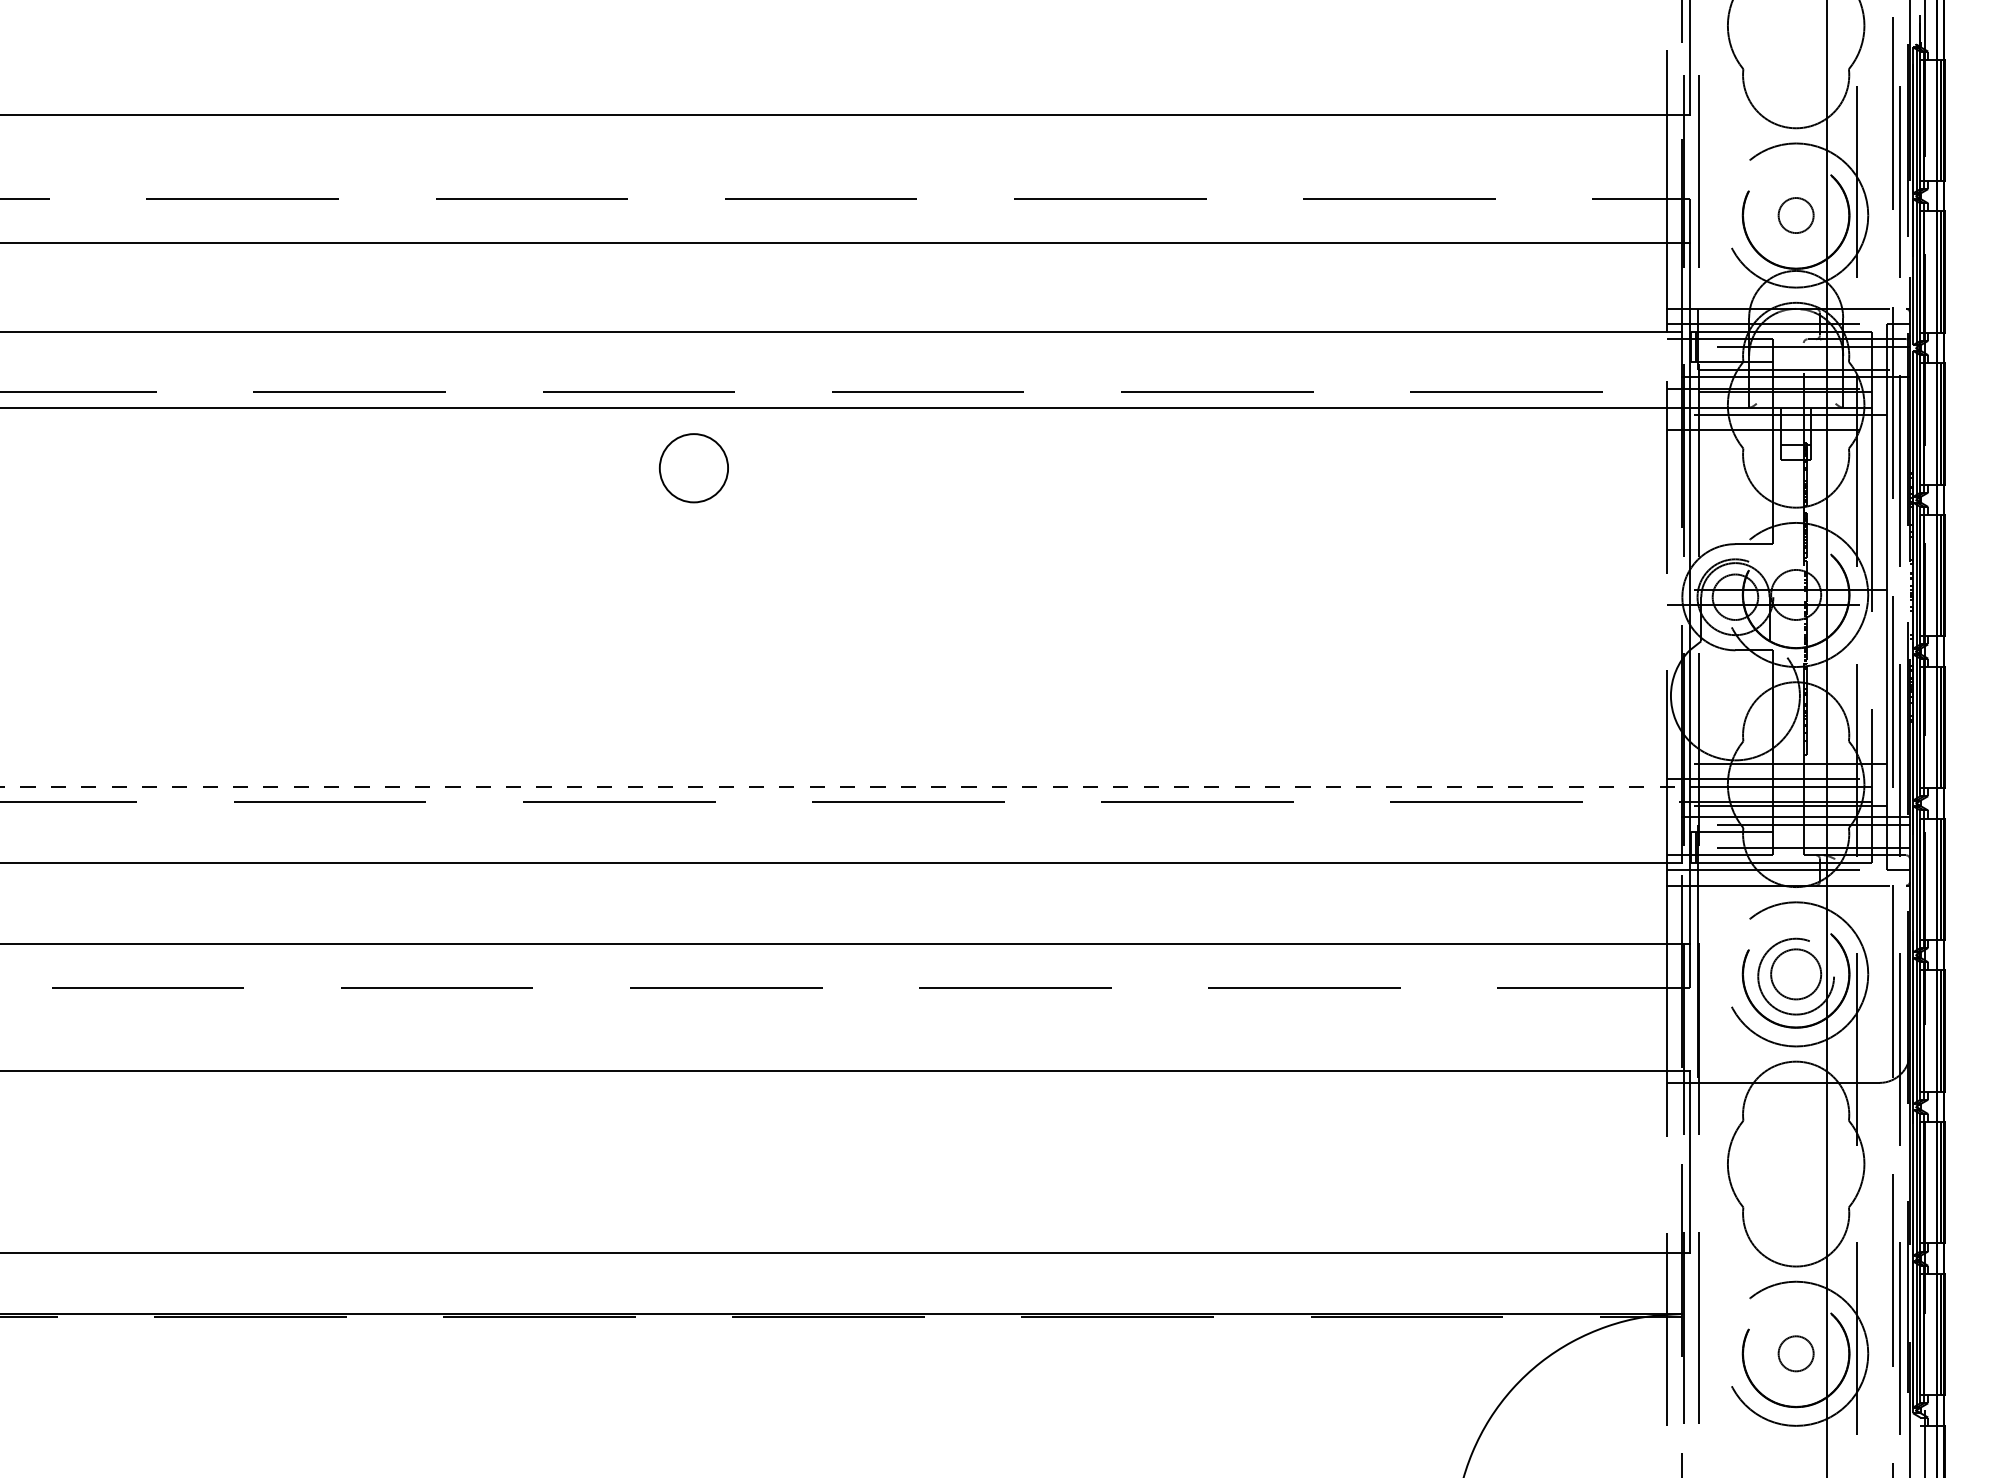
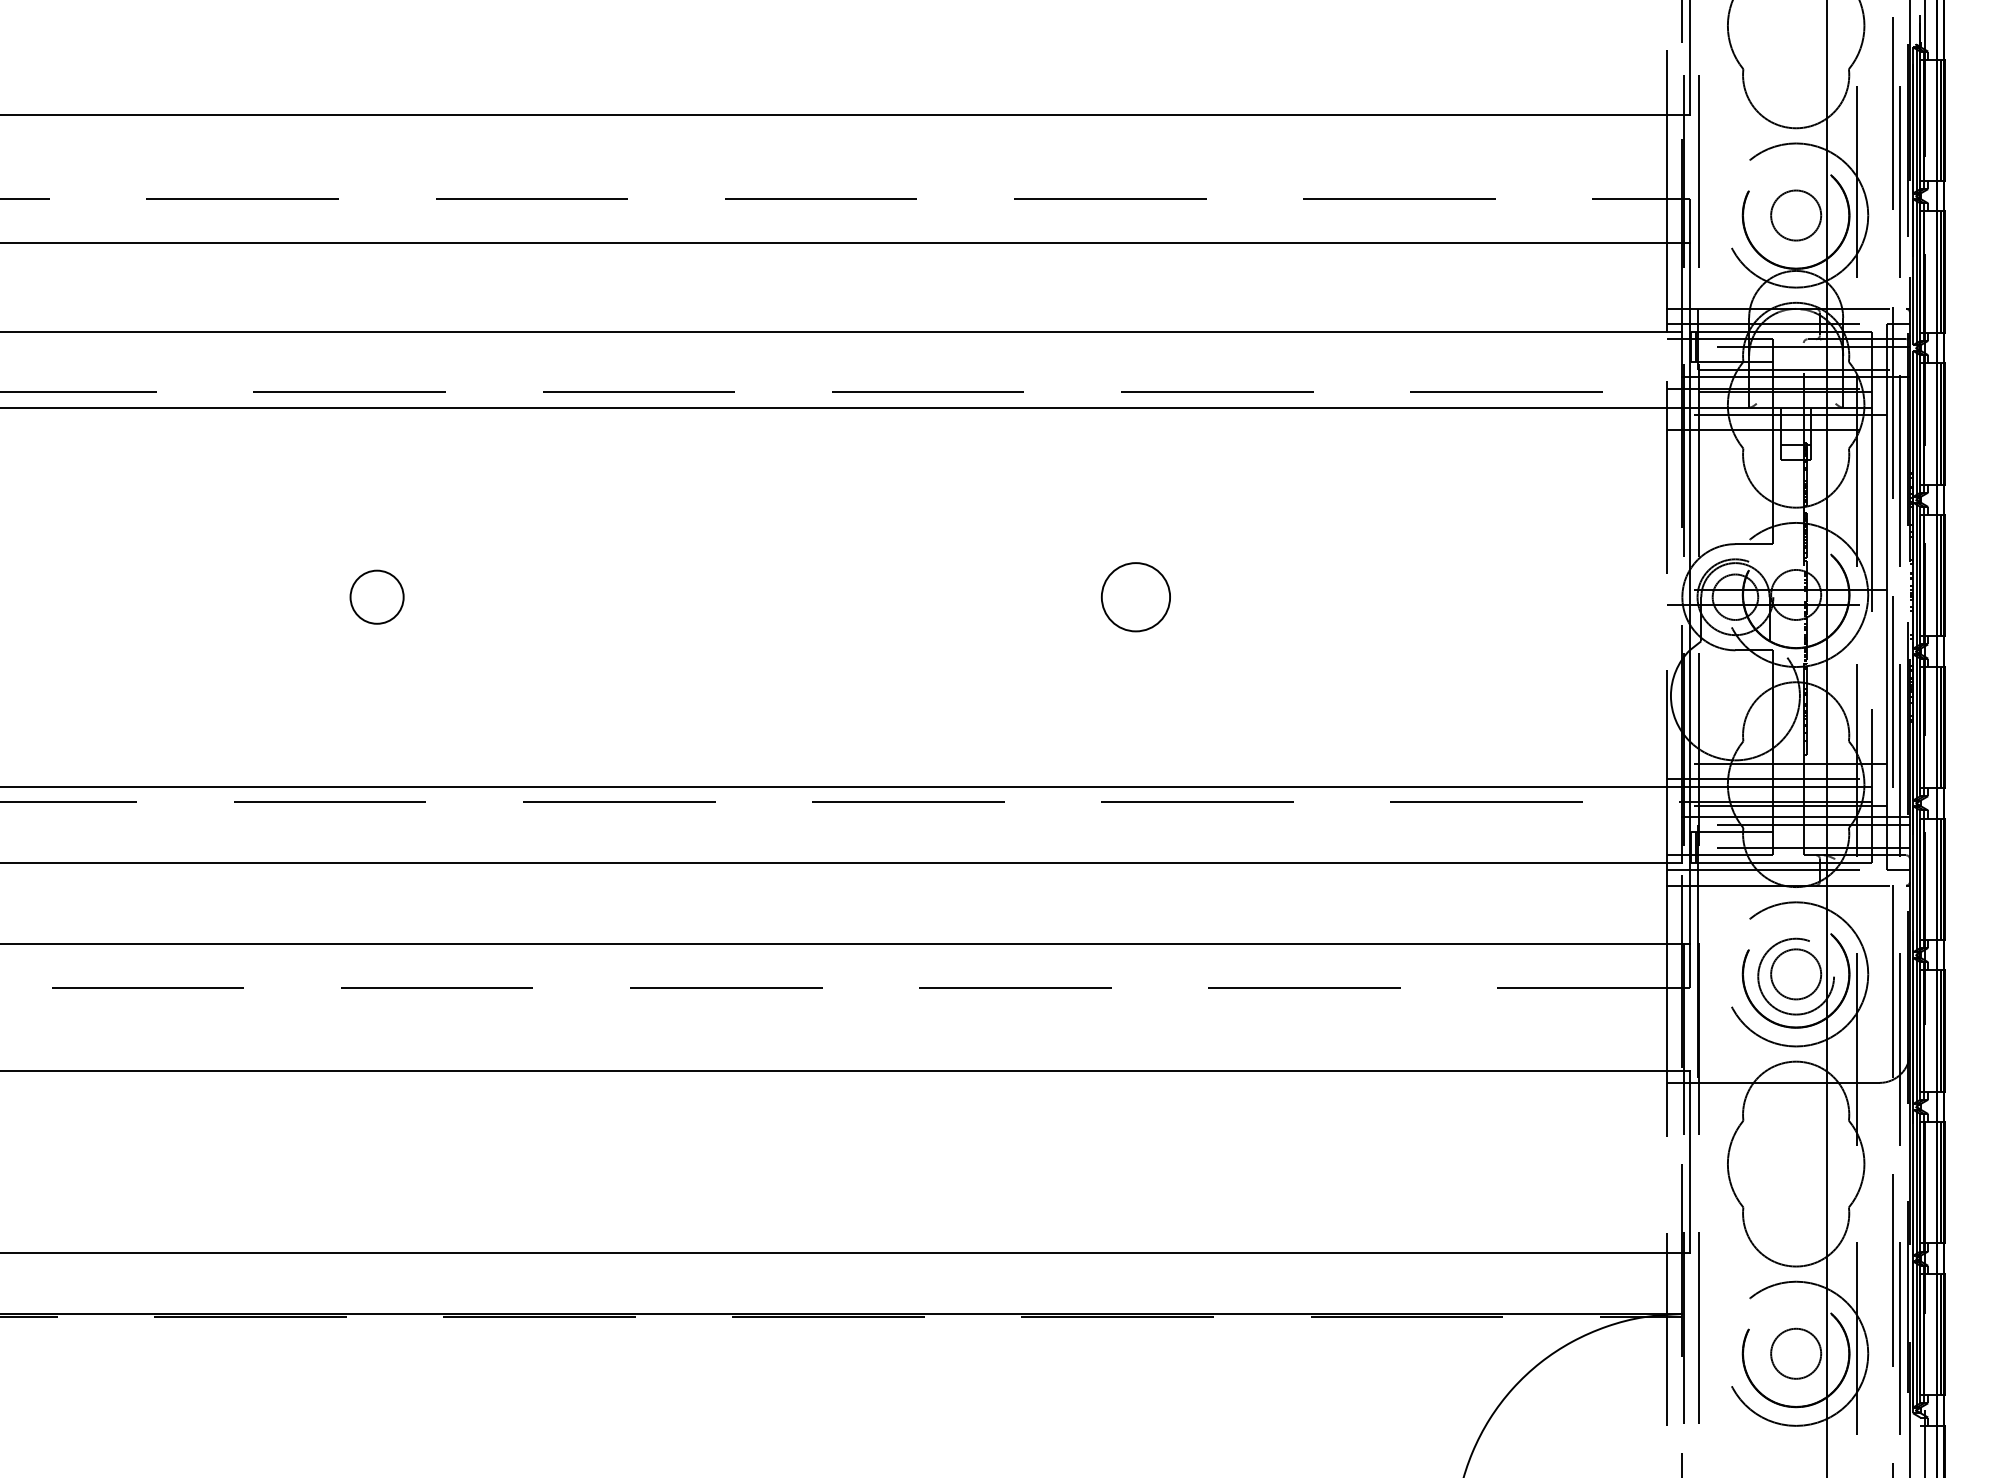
circle diameter: 35 px -> 50 px (1796, 215)
circle position: (693, 468) -> (1135, 597) (1135, 597)
circle: none -> present (376, 596)
line: dashed -> solid (845, 786)
circle diameter: 35 px -> 50 px (1796, 1353)
